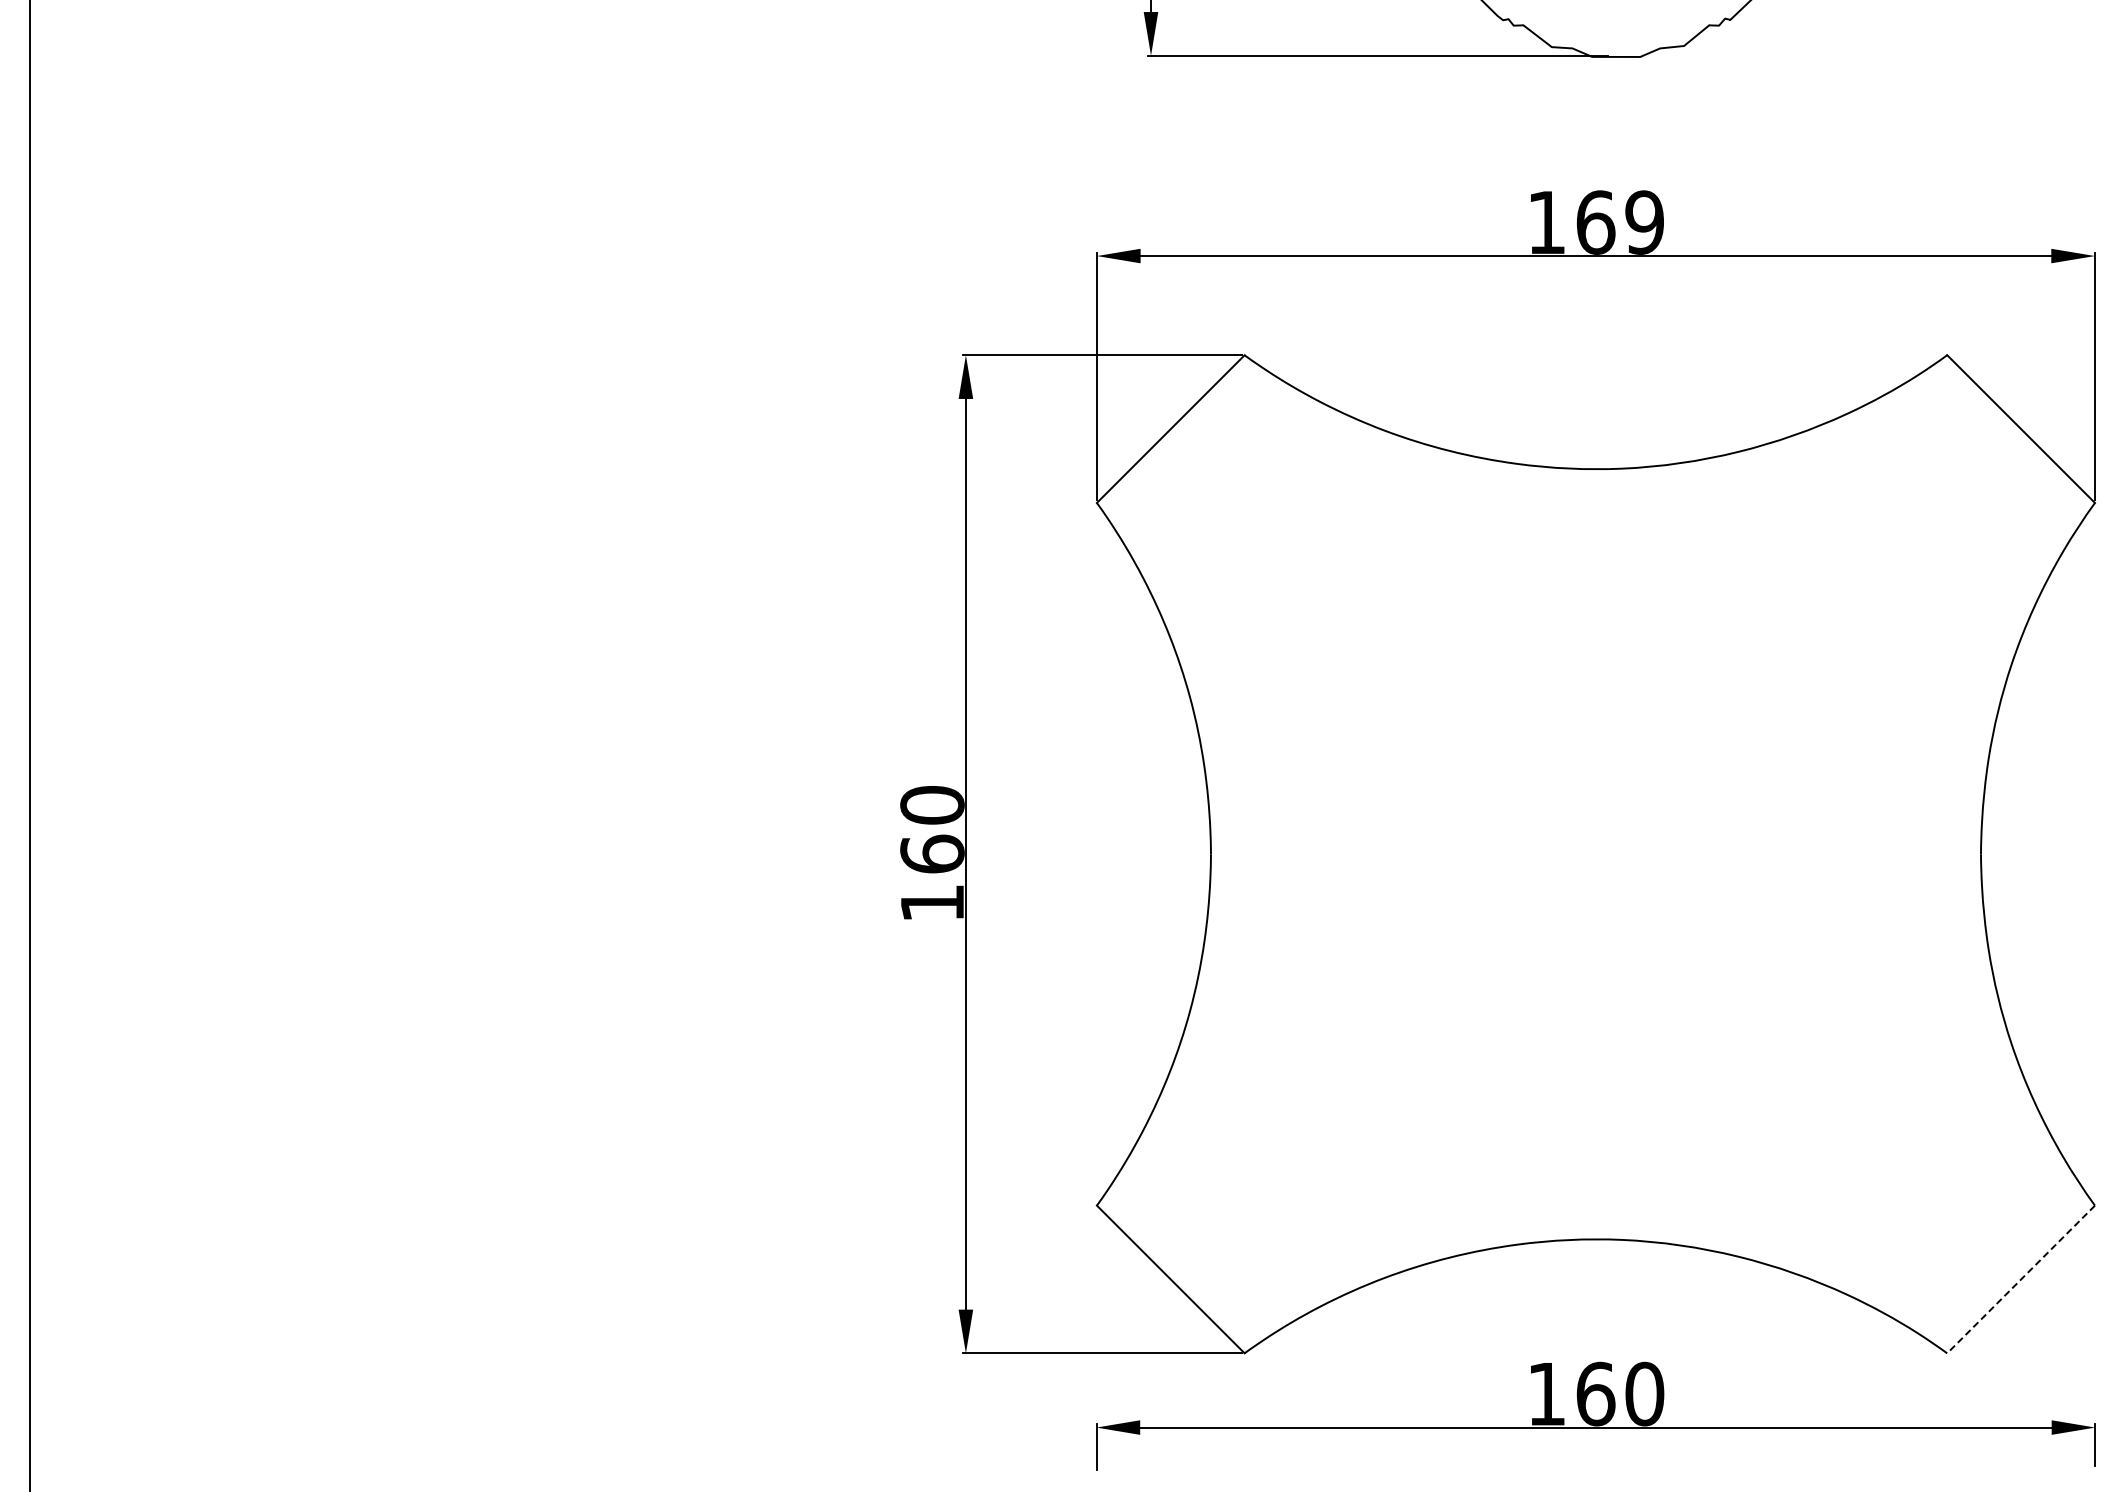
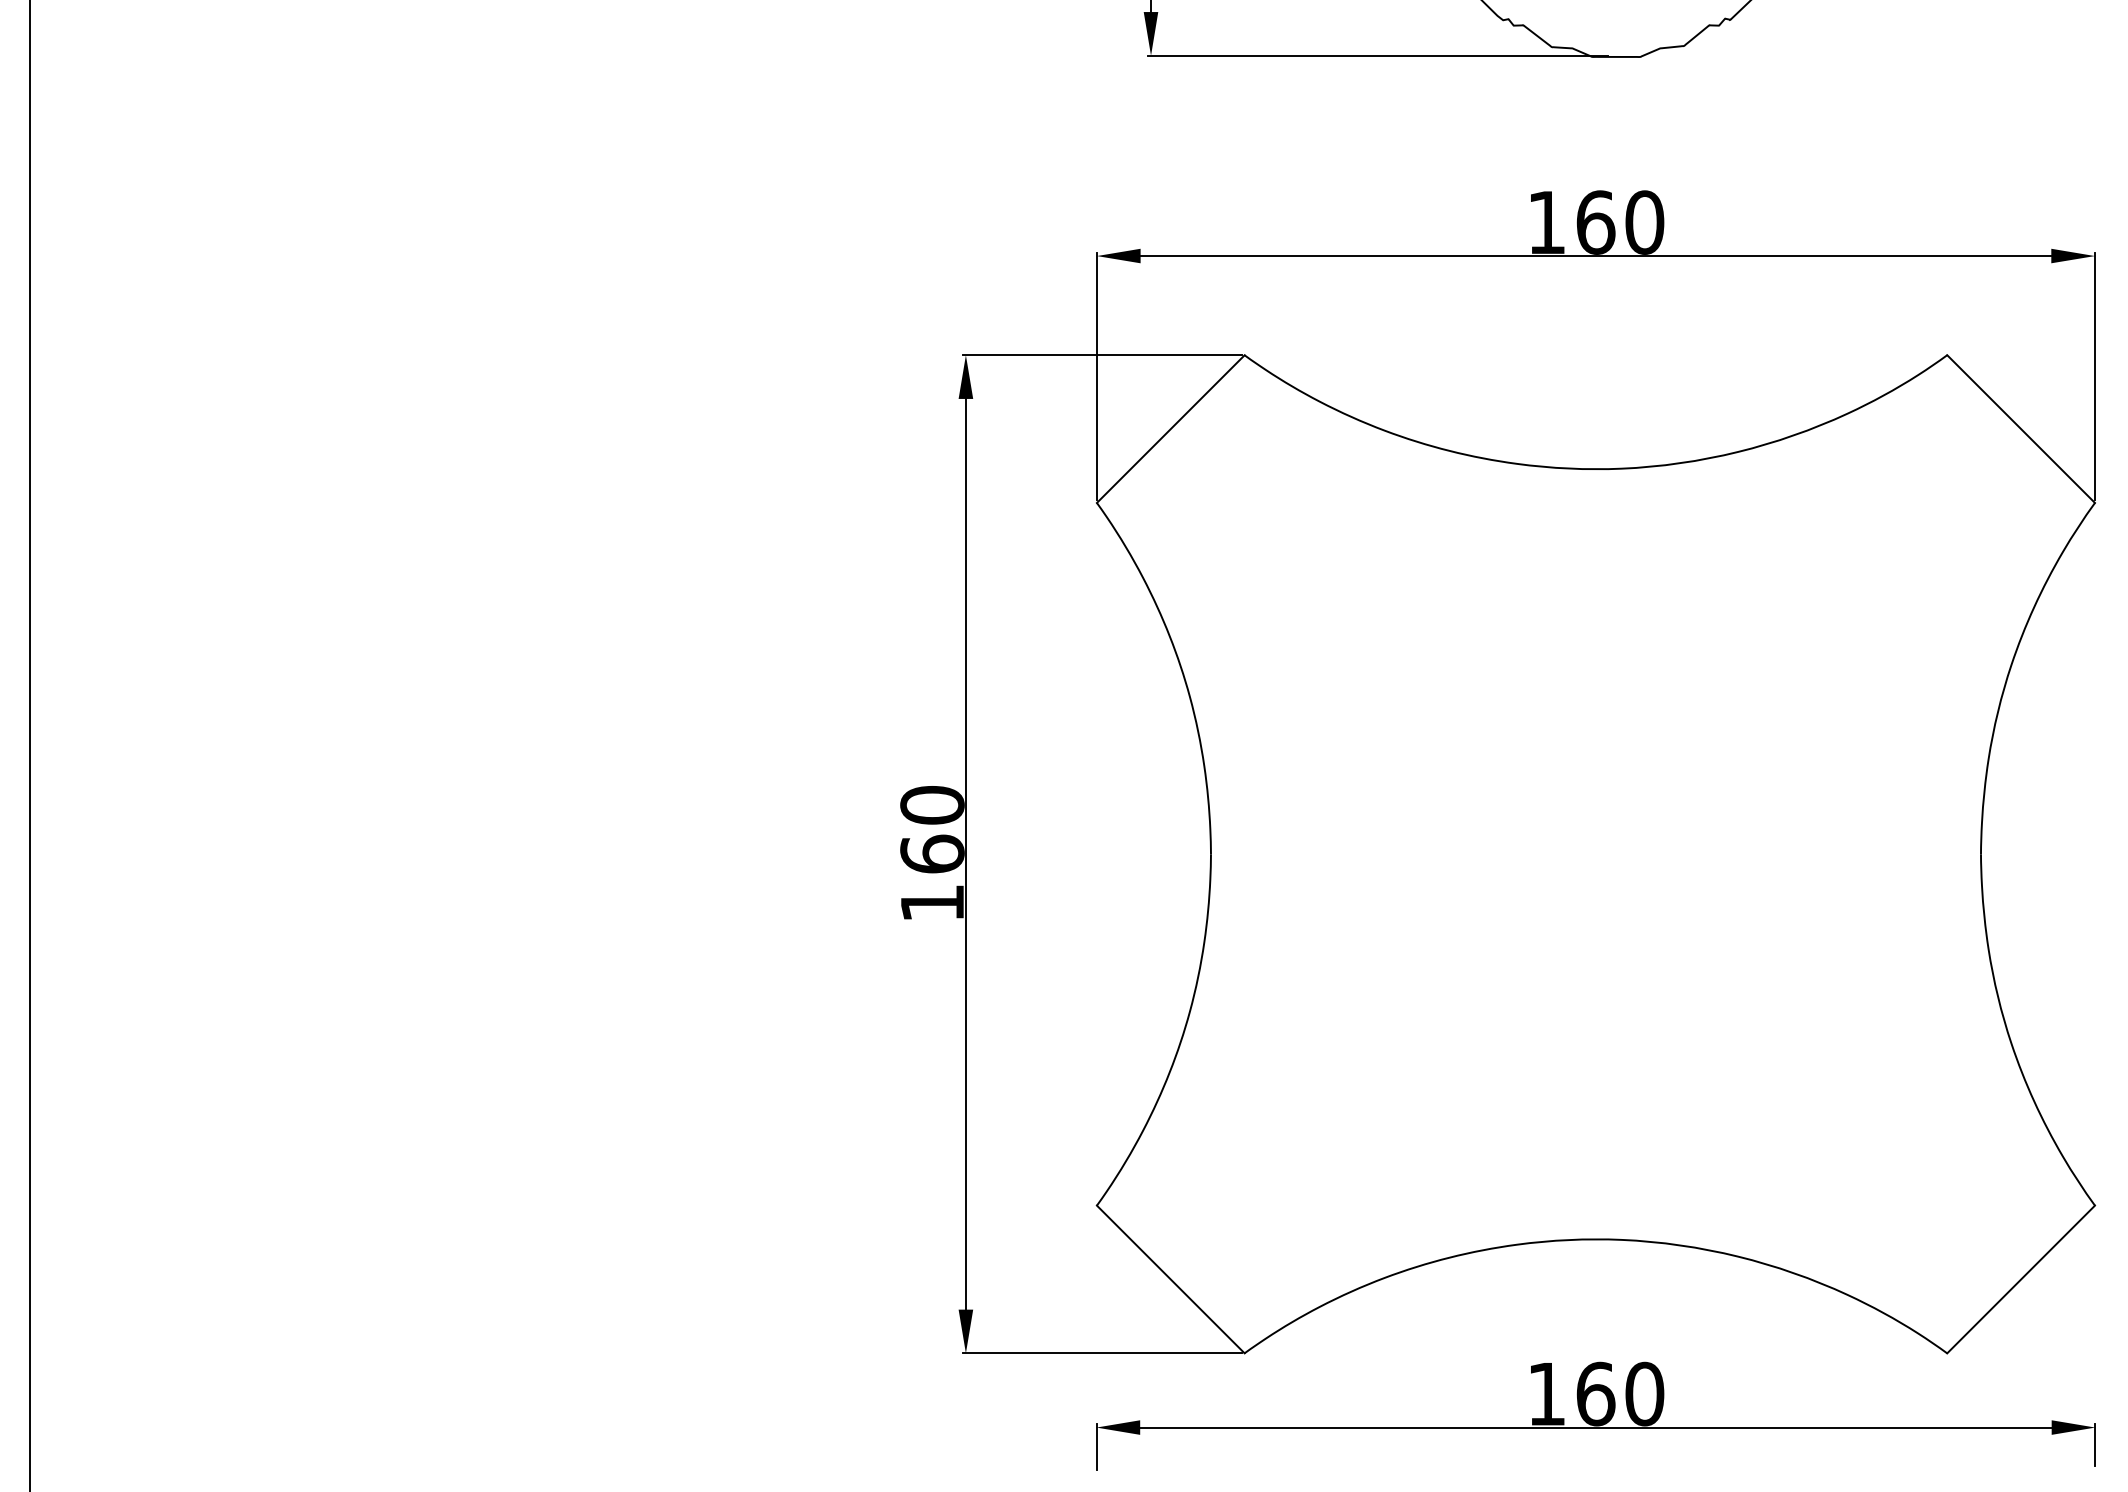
text: 169 -> 160 (1644, 222)
line: dashed -> solid (2020, 1279)
